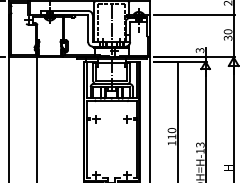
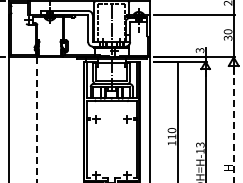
line: solid -> dashed (37, 120)
line: solid -> dashed (233, 124)
